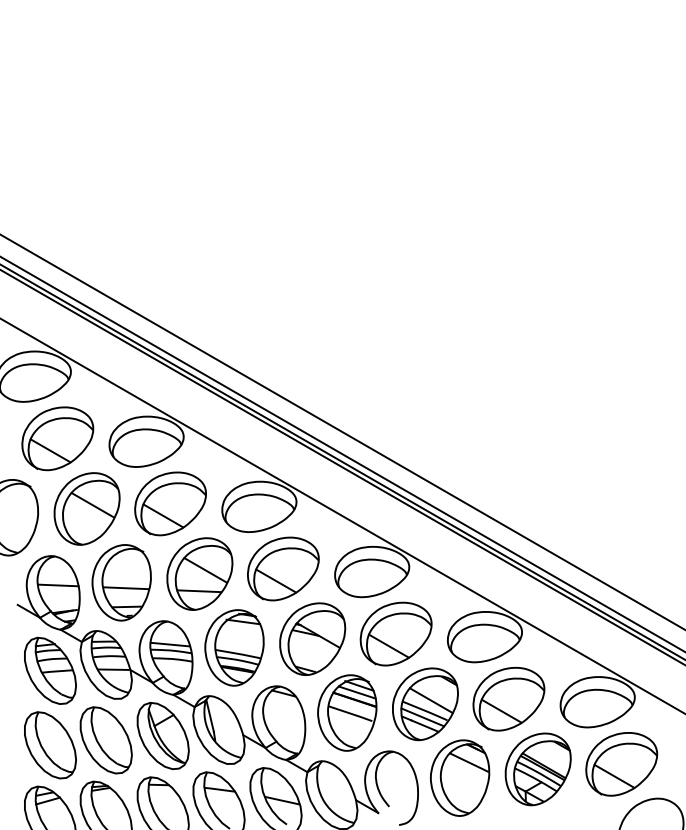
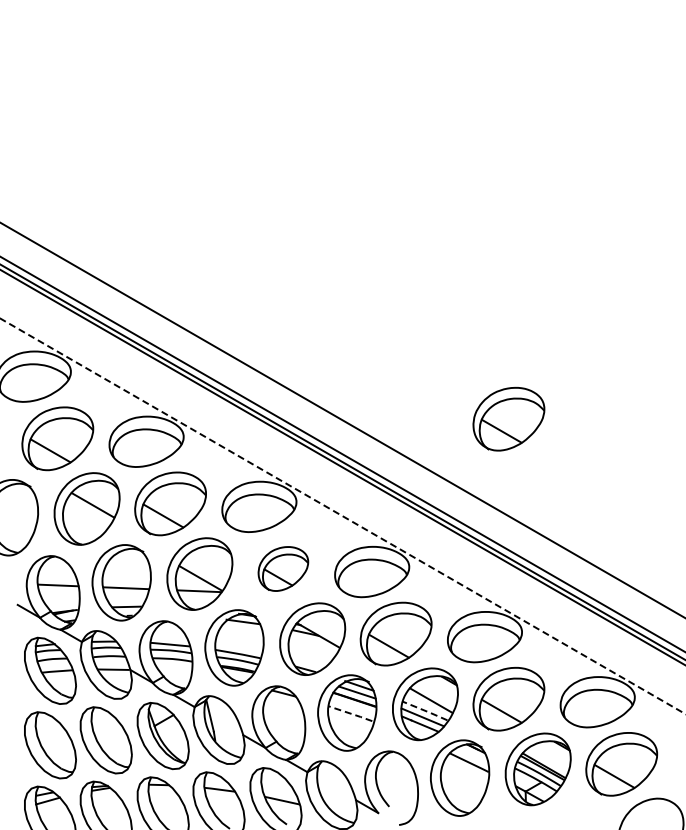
part: none -> present (508, 419)
line position: (342, 431) -> (342, 419) (342, 419)
line: solid -> dashed (342, 516)
part size: 73x66 px -> 53x46 px (283, 568)
line position: (205, 570) -> (200, 578) (200, 578)
line: solid -> dashed (424, 710)
line: solid -> dashed (350, 713)
